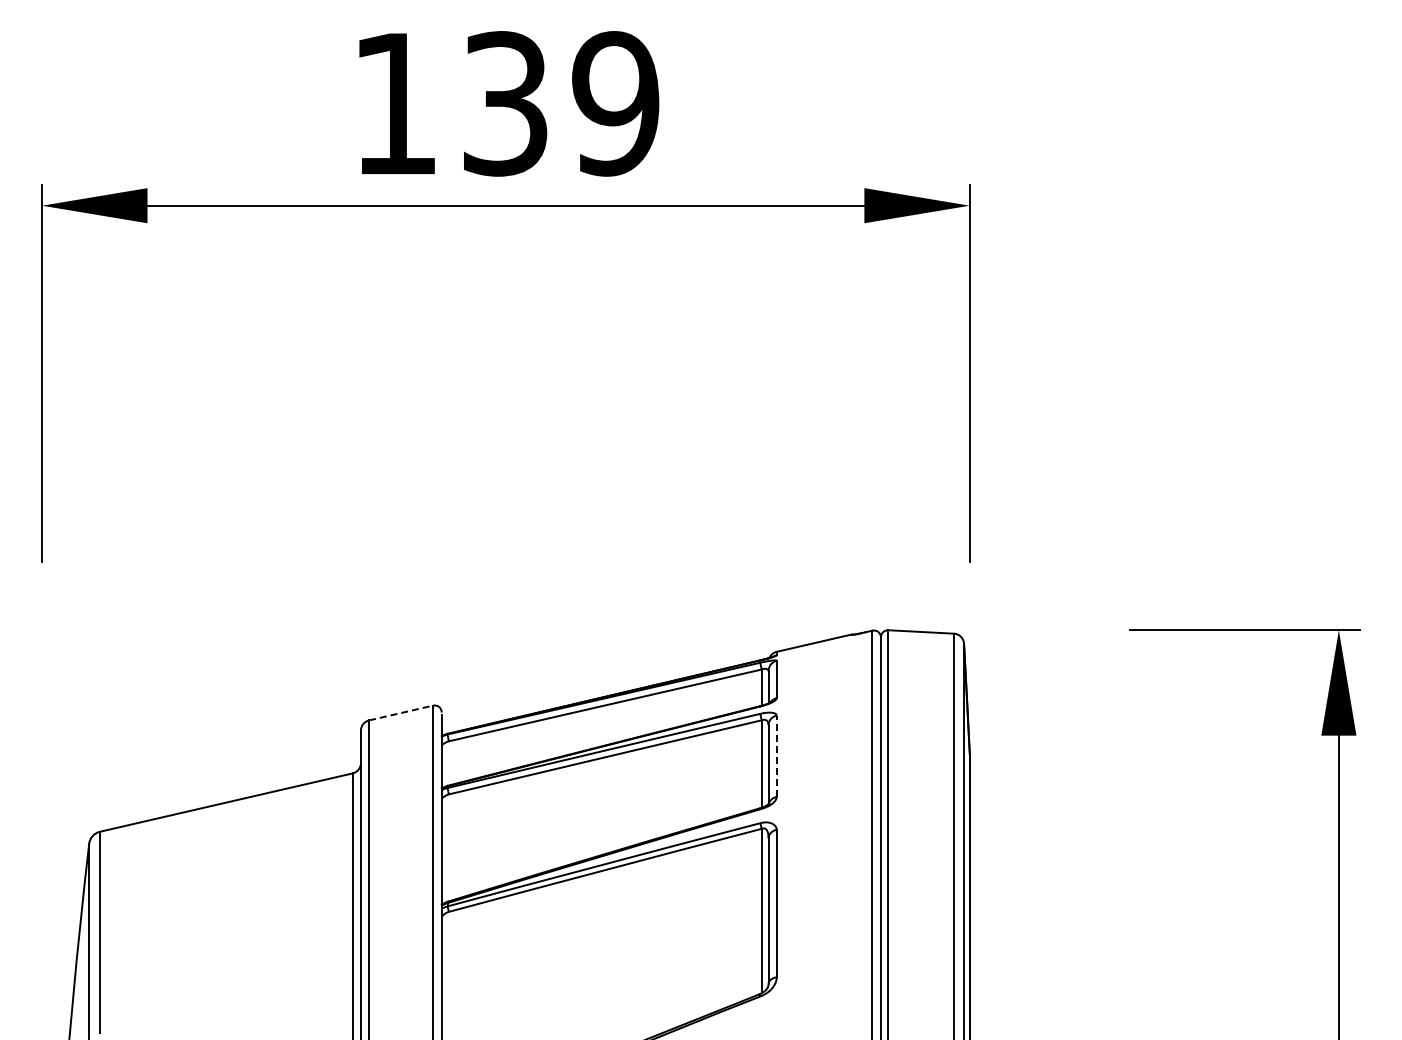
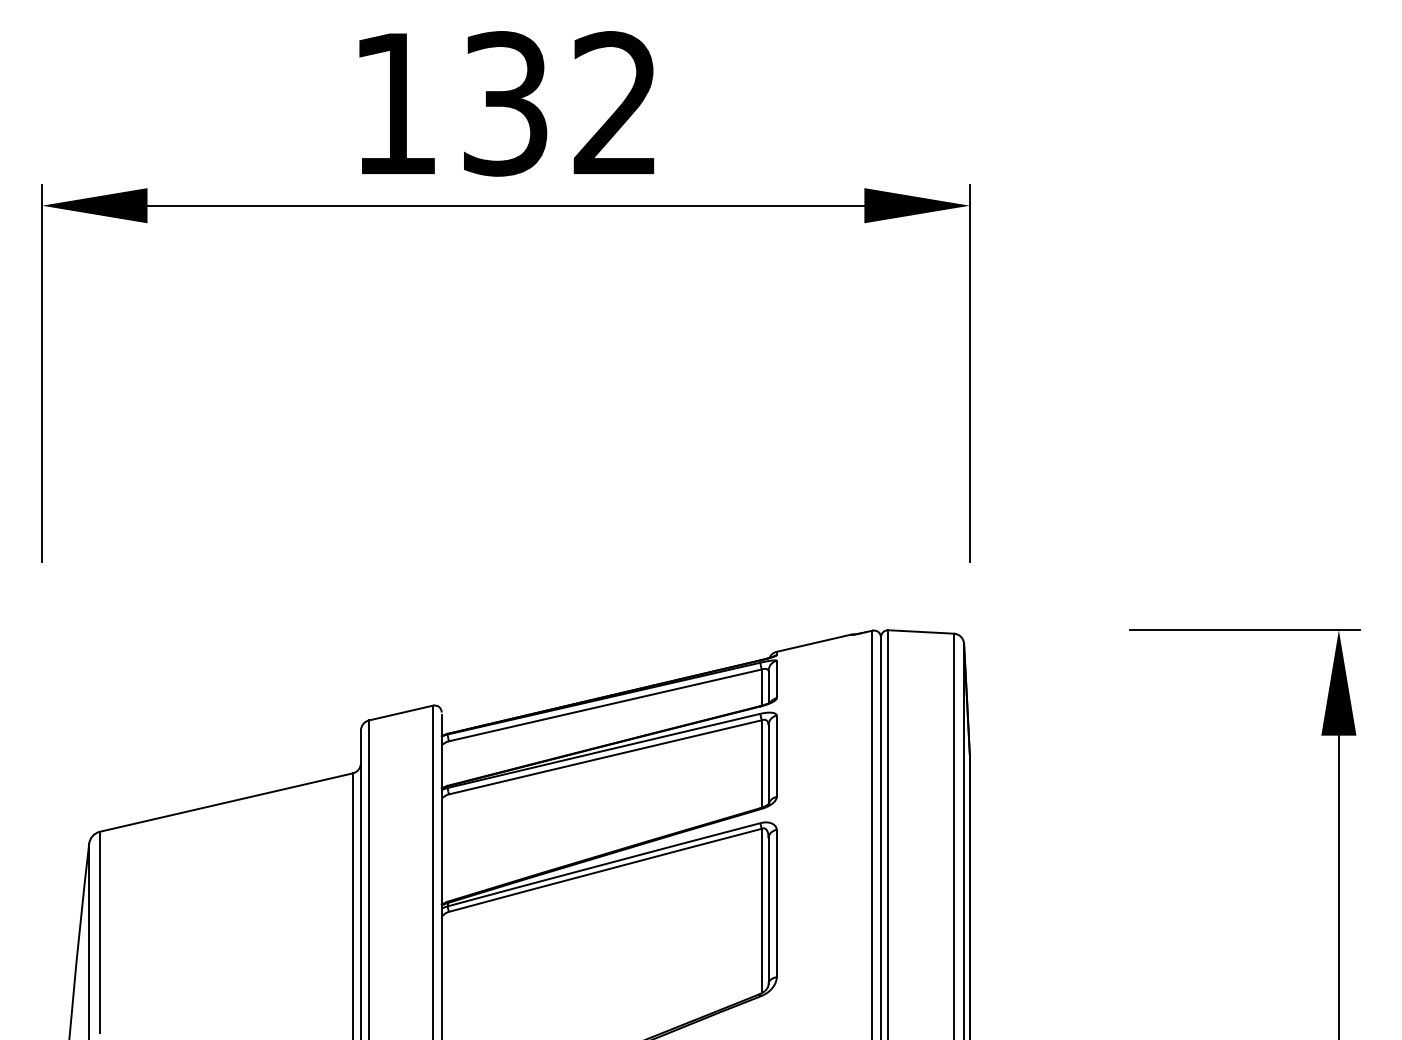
text: 139 -> 132 (615, 103)
line: dashed -> solid (401, 713)
line: dashed -> solid (776, 756)
